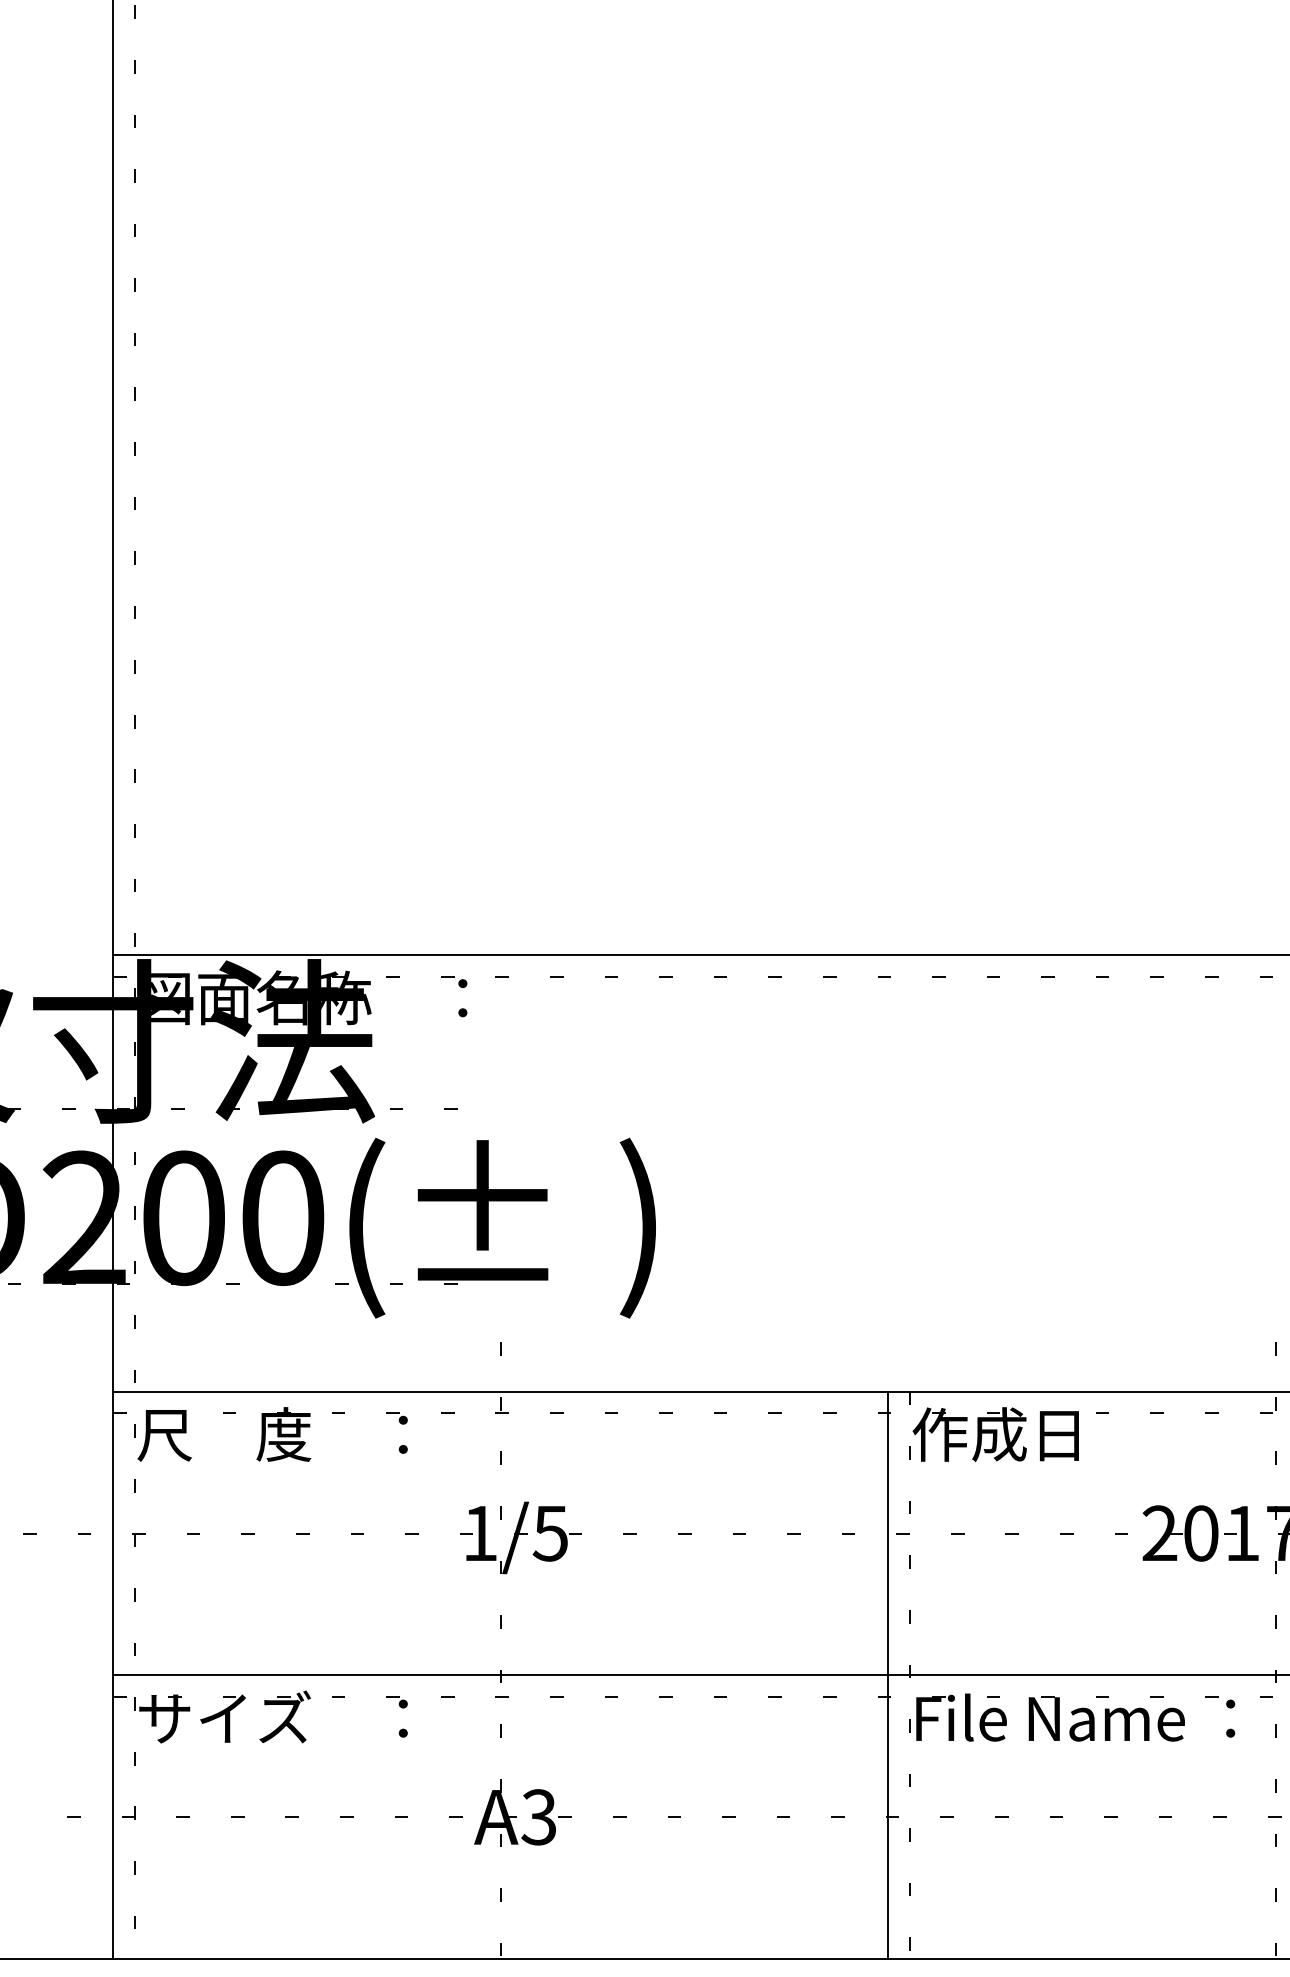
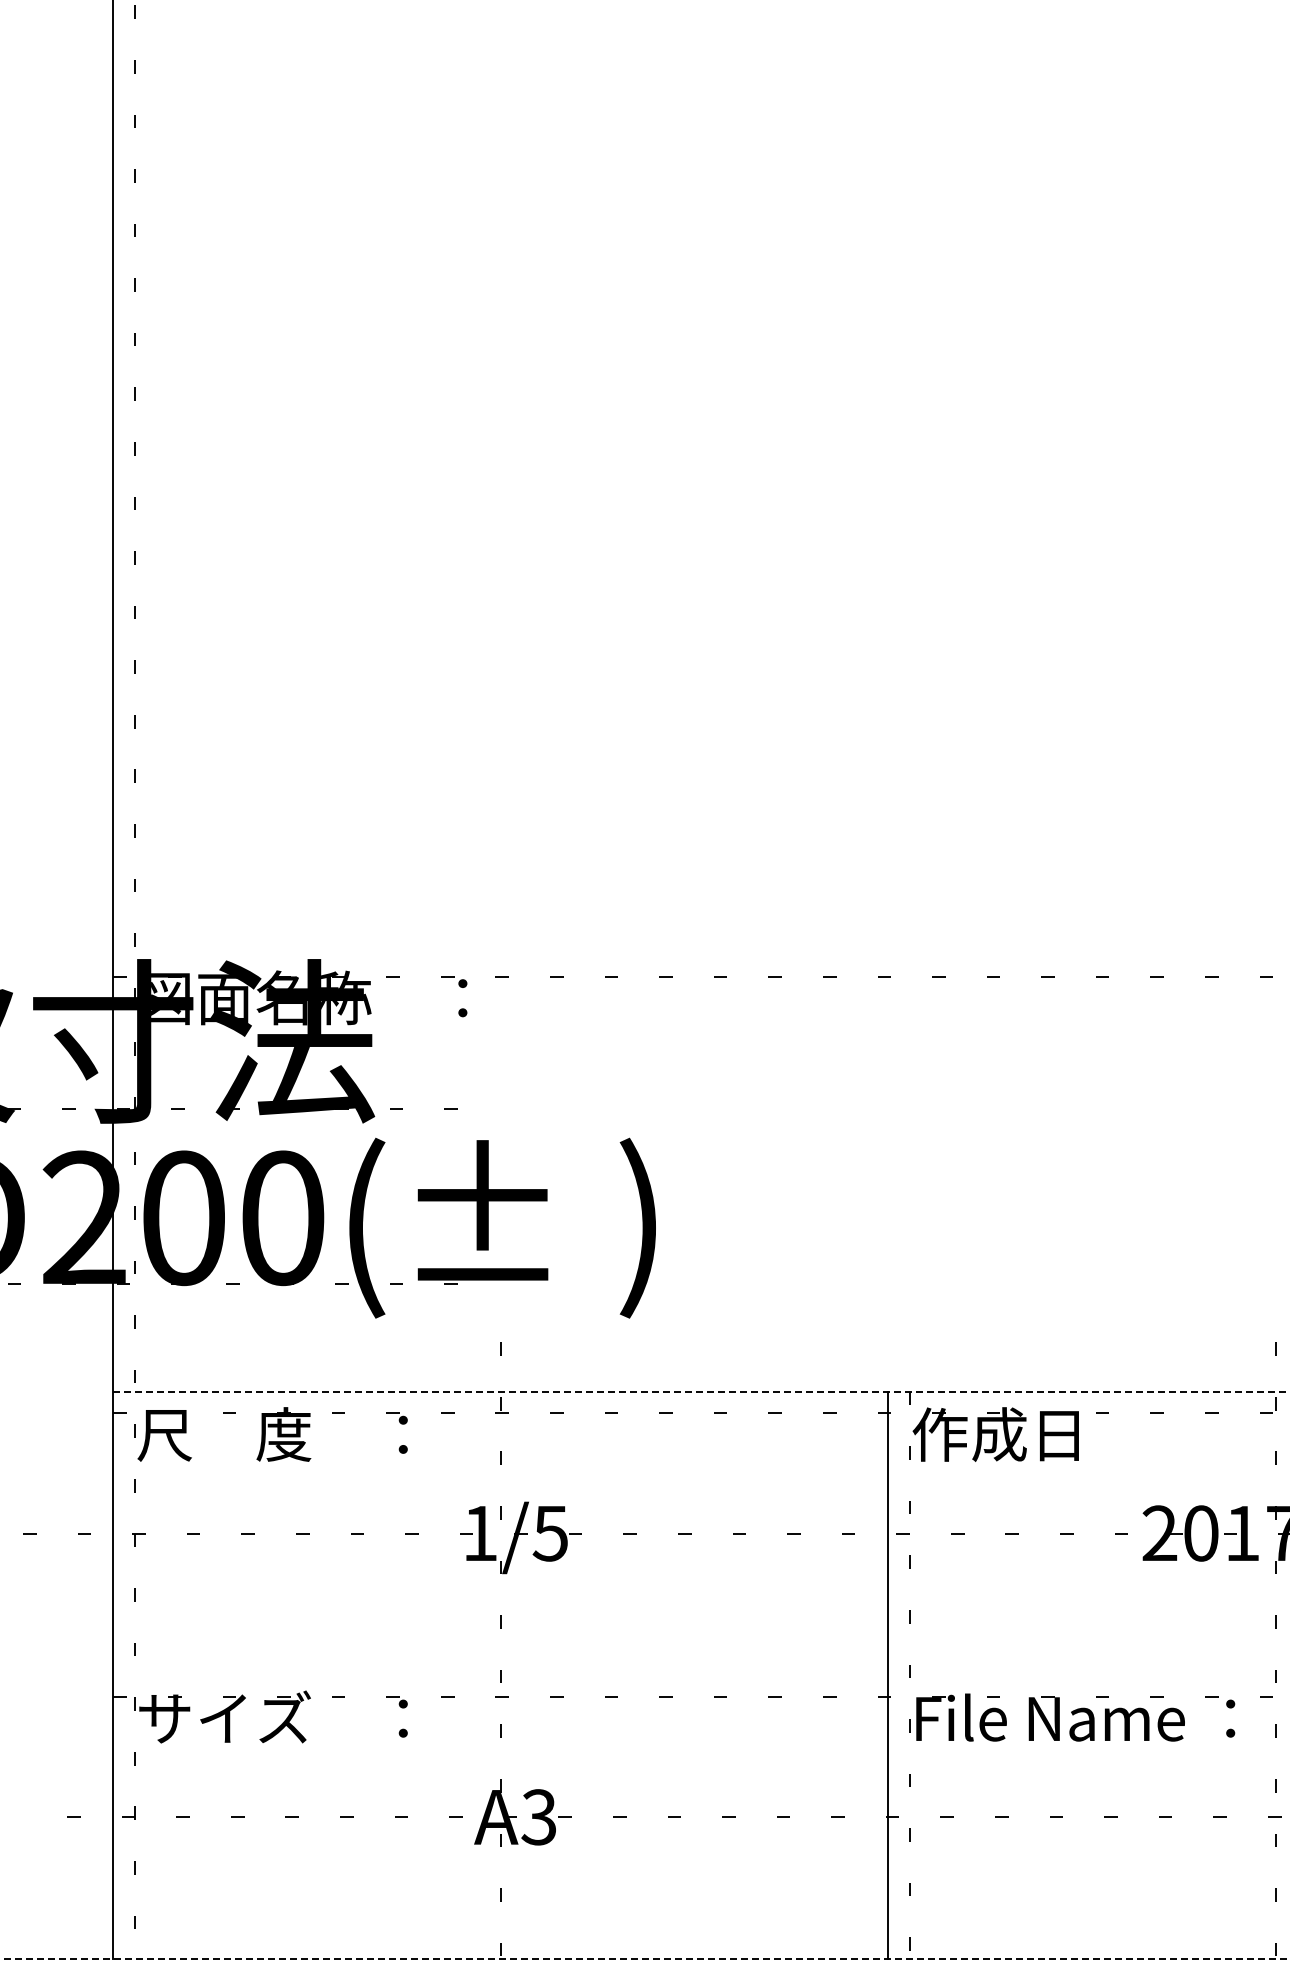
line: present -> none (699, 955)
line: solid -> dashed (702, 1391)
line: present -> none (699, 1675)
line: solid -> dashed (645, 1959)
